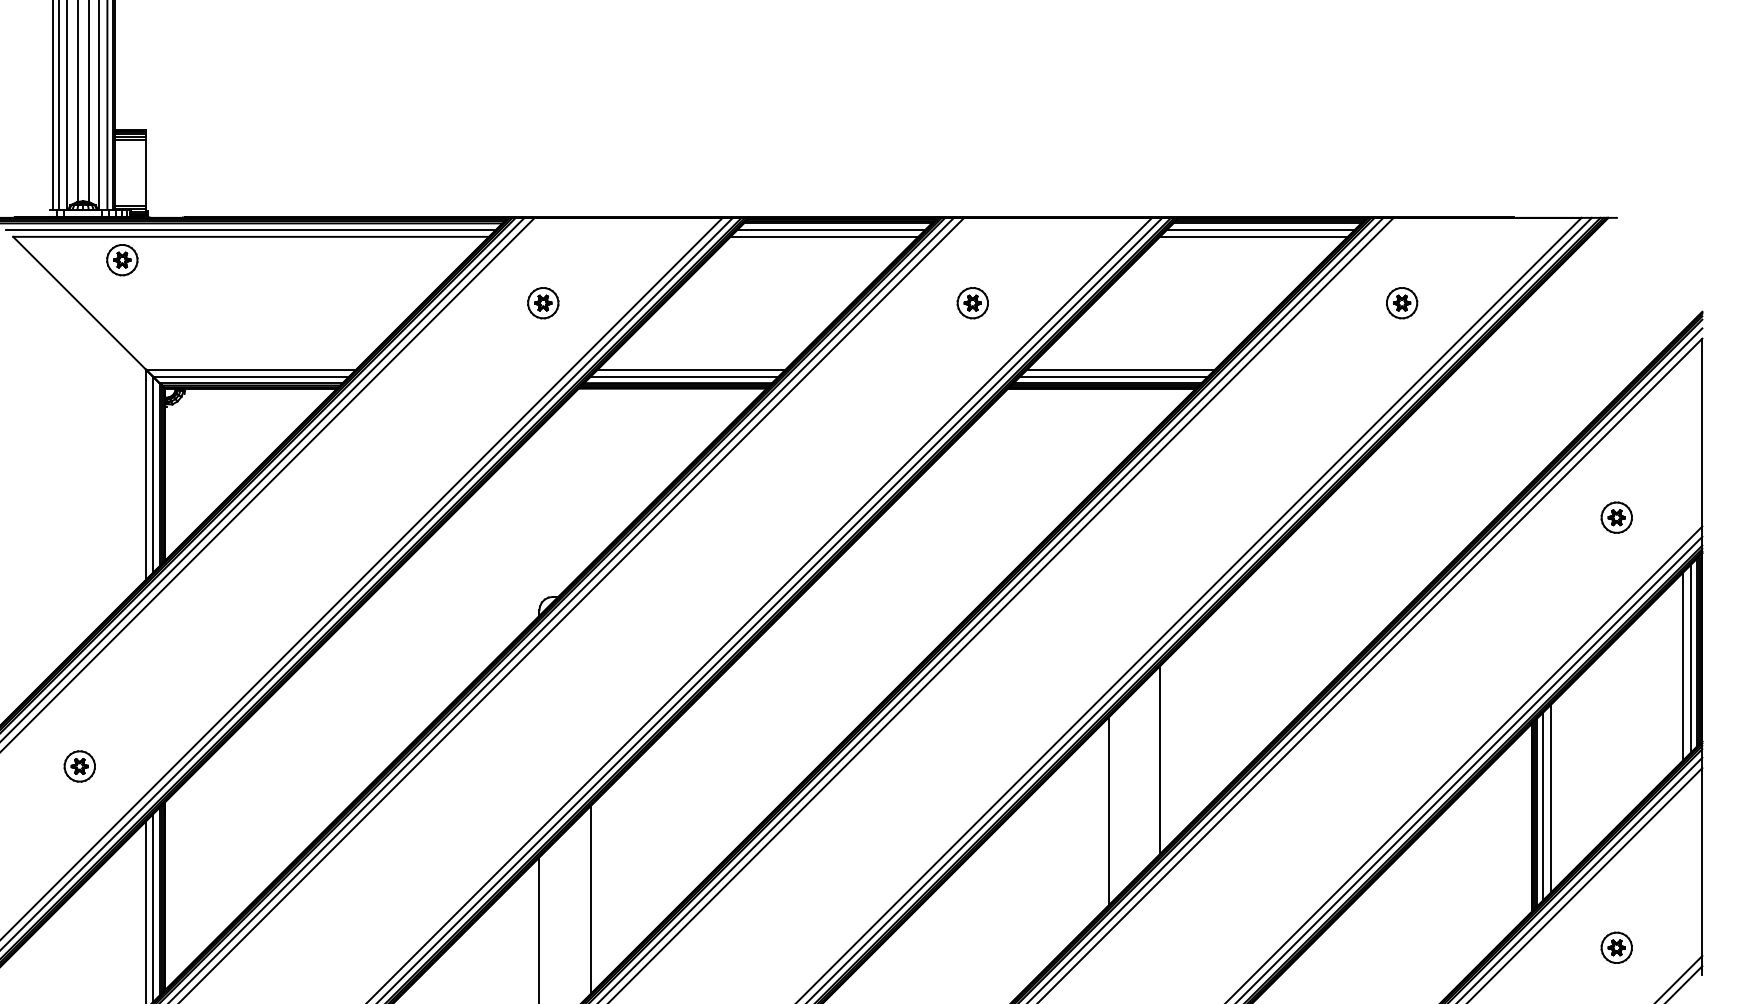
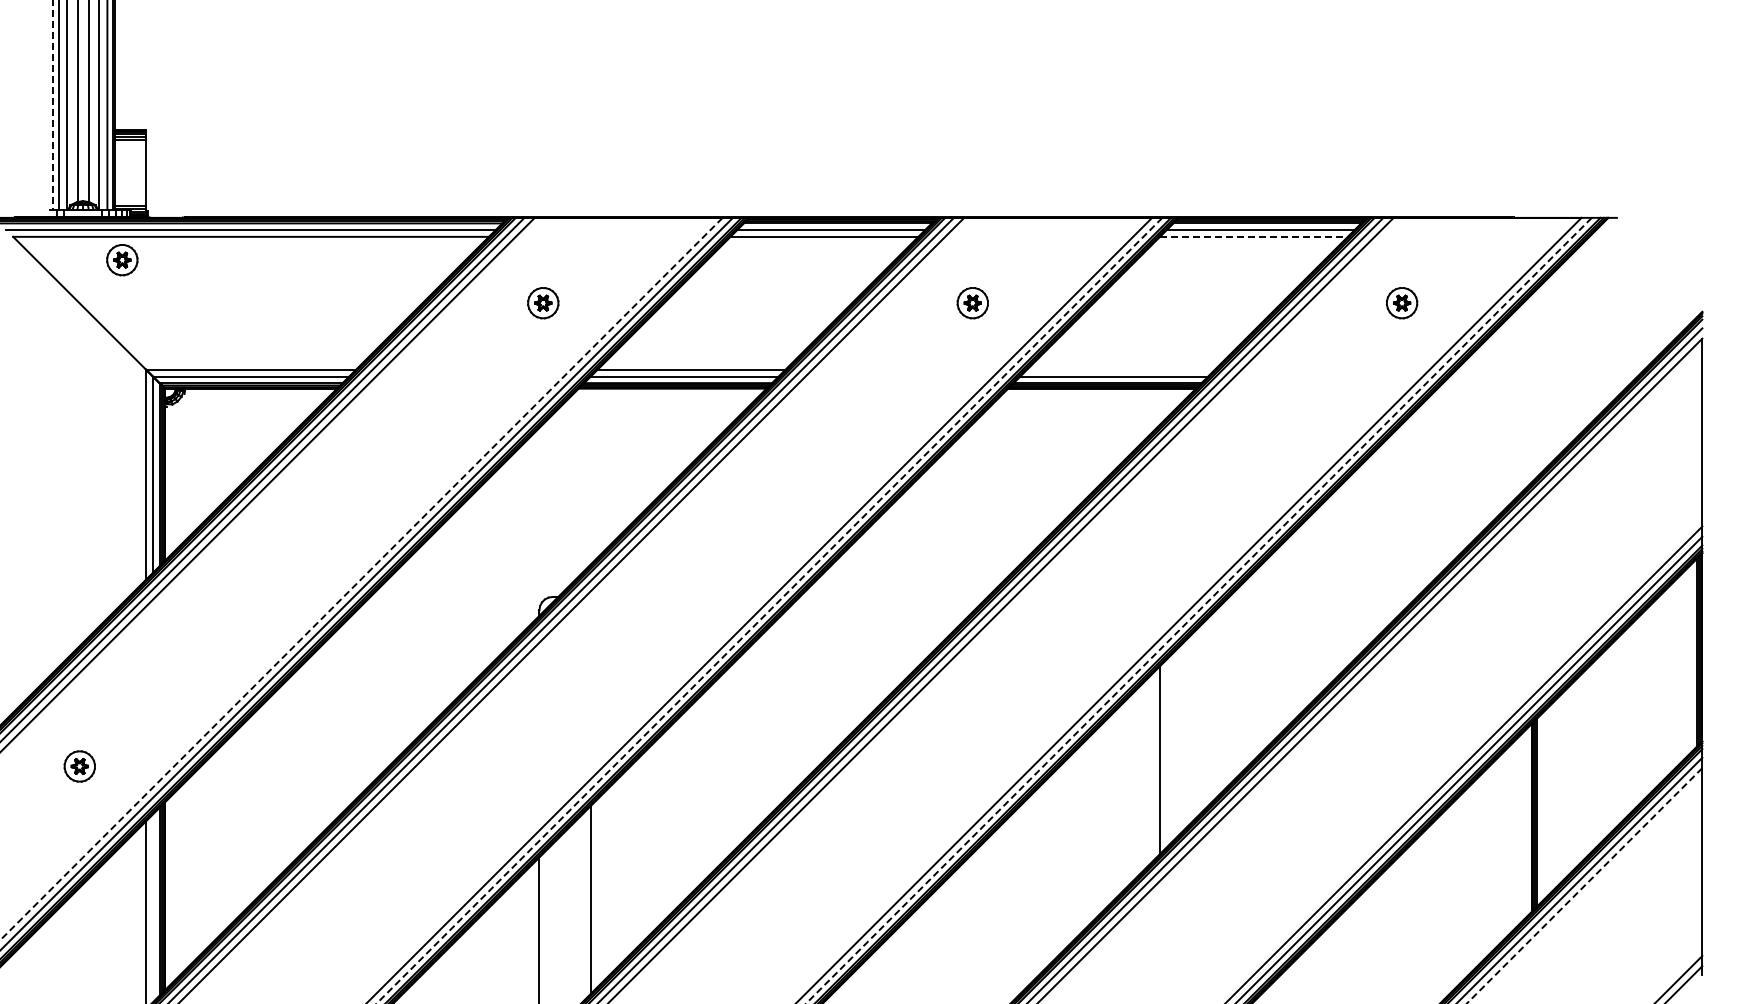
line: solid -> dashed (53, 105)
line: solid -> dashed (1253, 236)
line: present -> none (1121, 369)
part: present -> none (1616, 517)
line: solid -> dashed (361, 578)
line: solid -> dashed (769, 610)
line: solid -> dashed (1198, 610)
line: present -> none (1690, 658)
line: present -> none (1683, 666)
line: present -> none (1550, 799)
line: present -> none (1543, 806)
line: present -> none (1108, 811)
line: solid -> dashed (1584, 886)
line: present -> none (153, 907)
part: present -> none (1616, 947)
